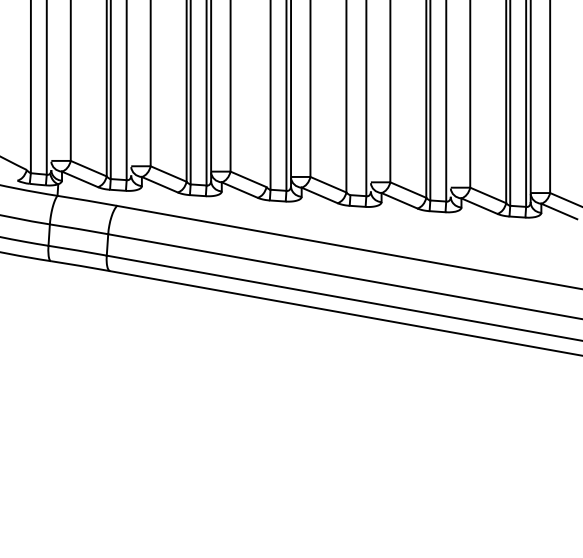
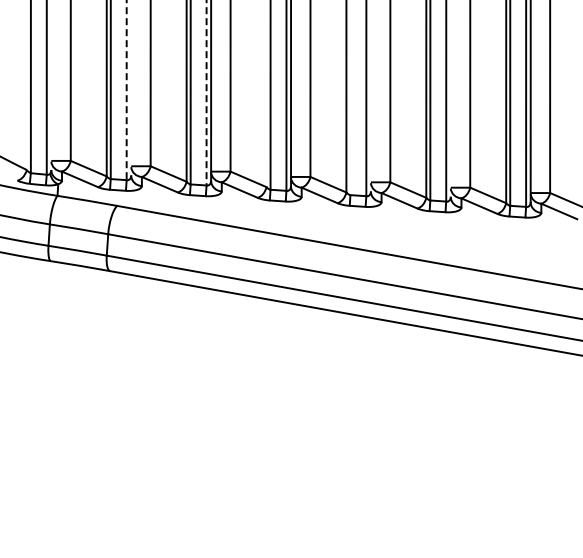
line: solid -> dashed (126, 90)
line: solid -> dashed (206, 93)
